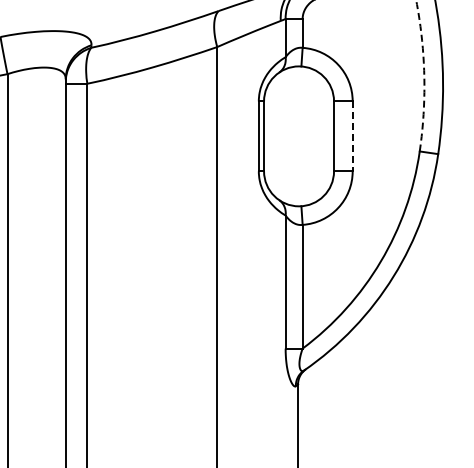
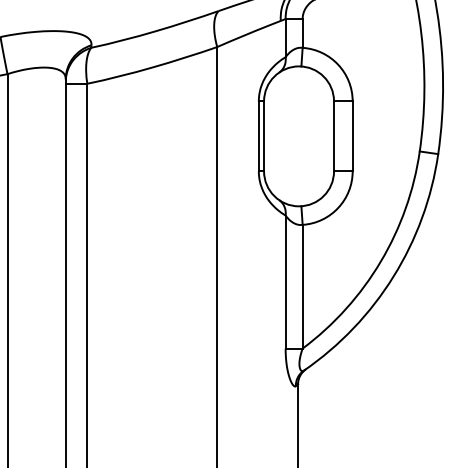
arc: dashed -> solid (424, 75)
line: dashed -> solid (352, 136)
